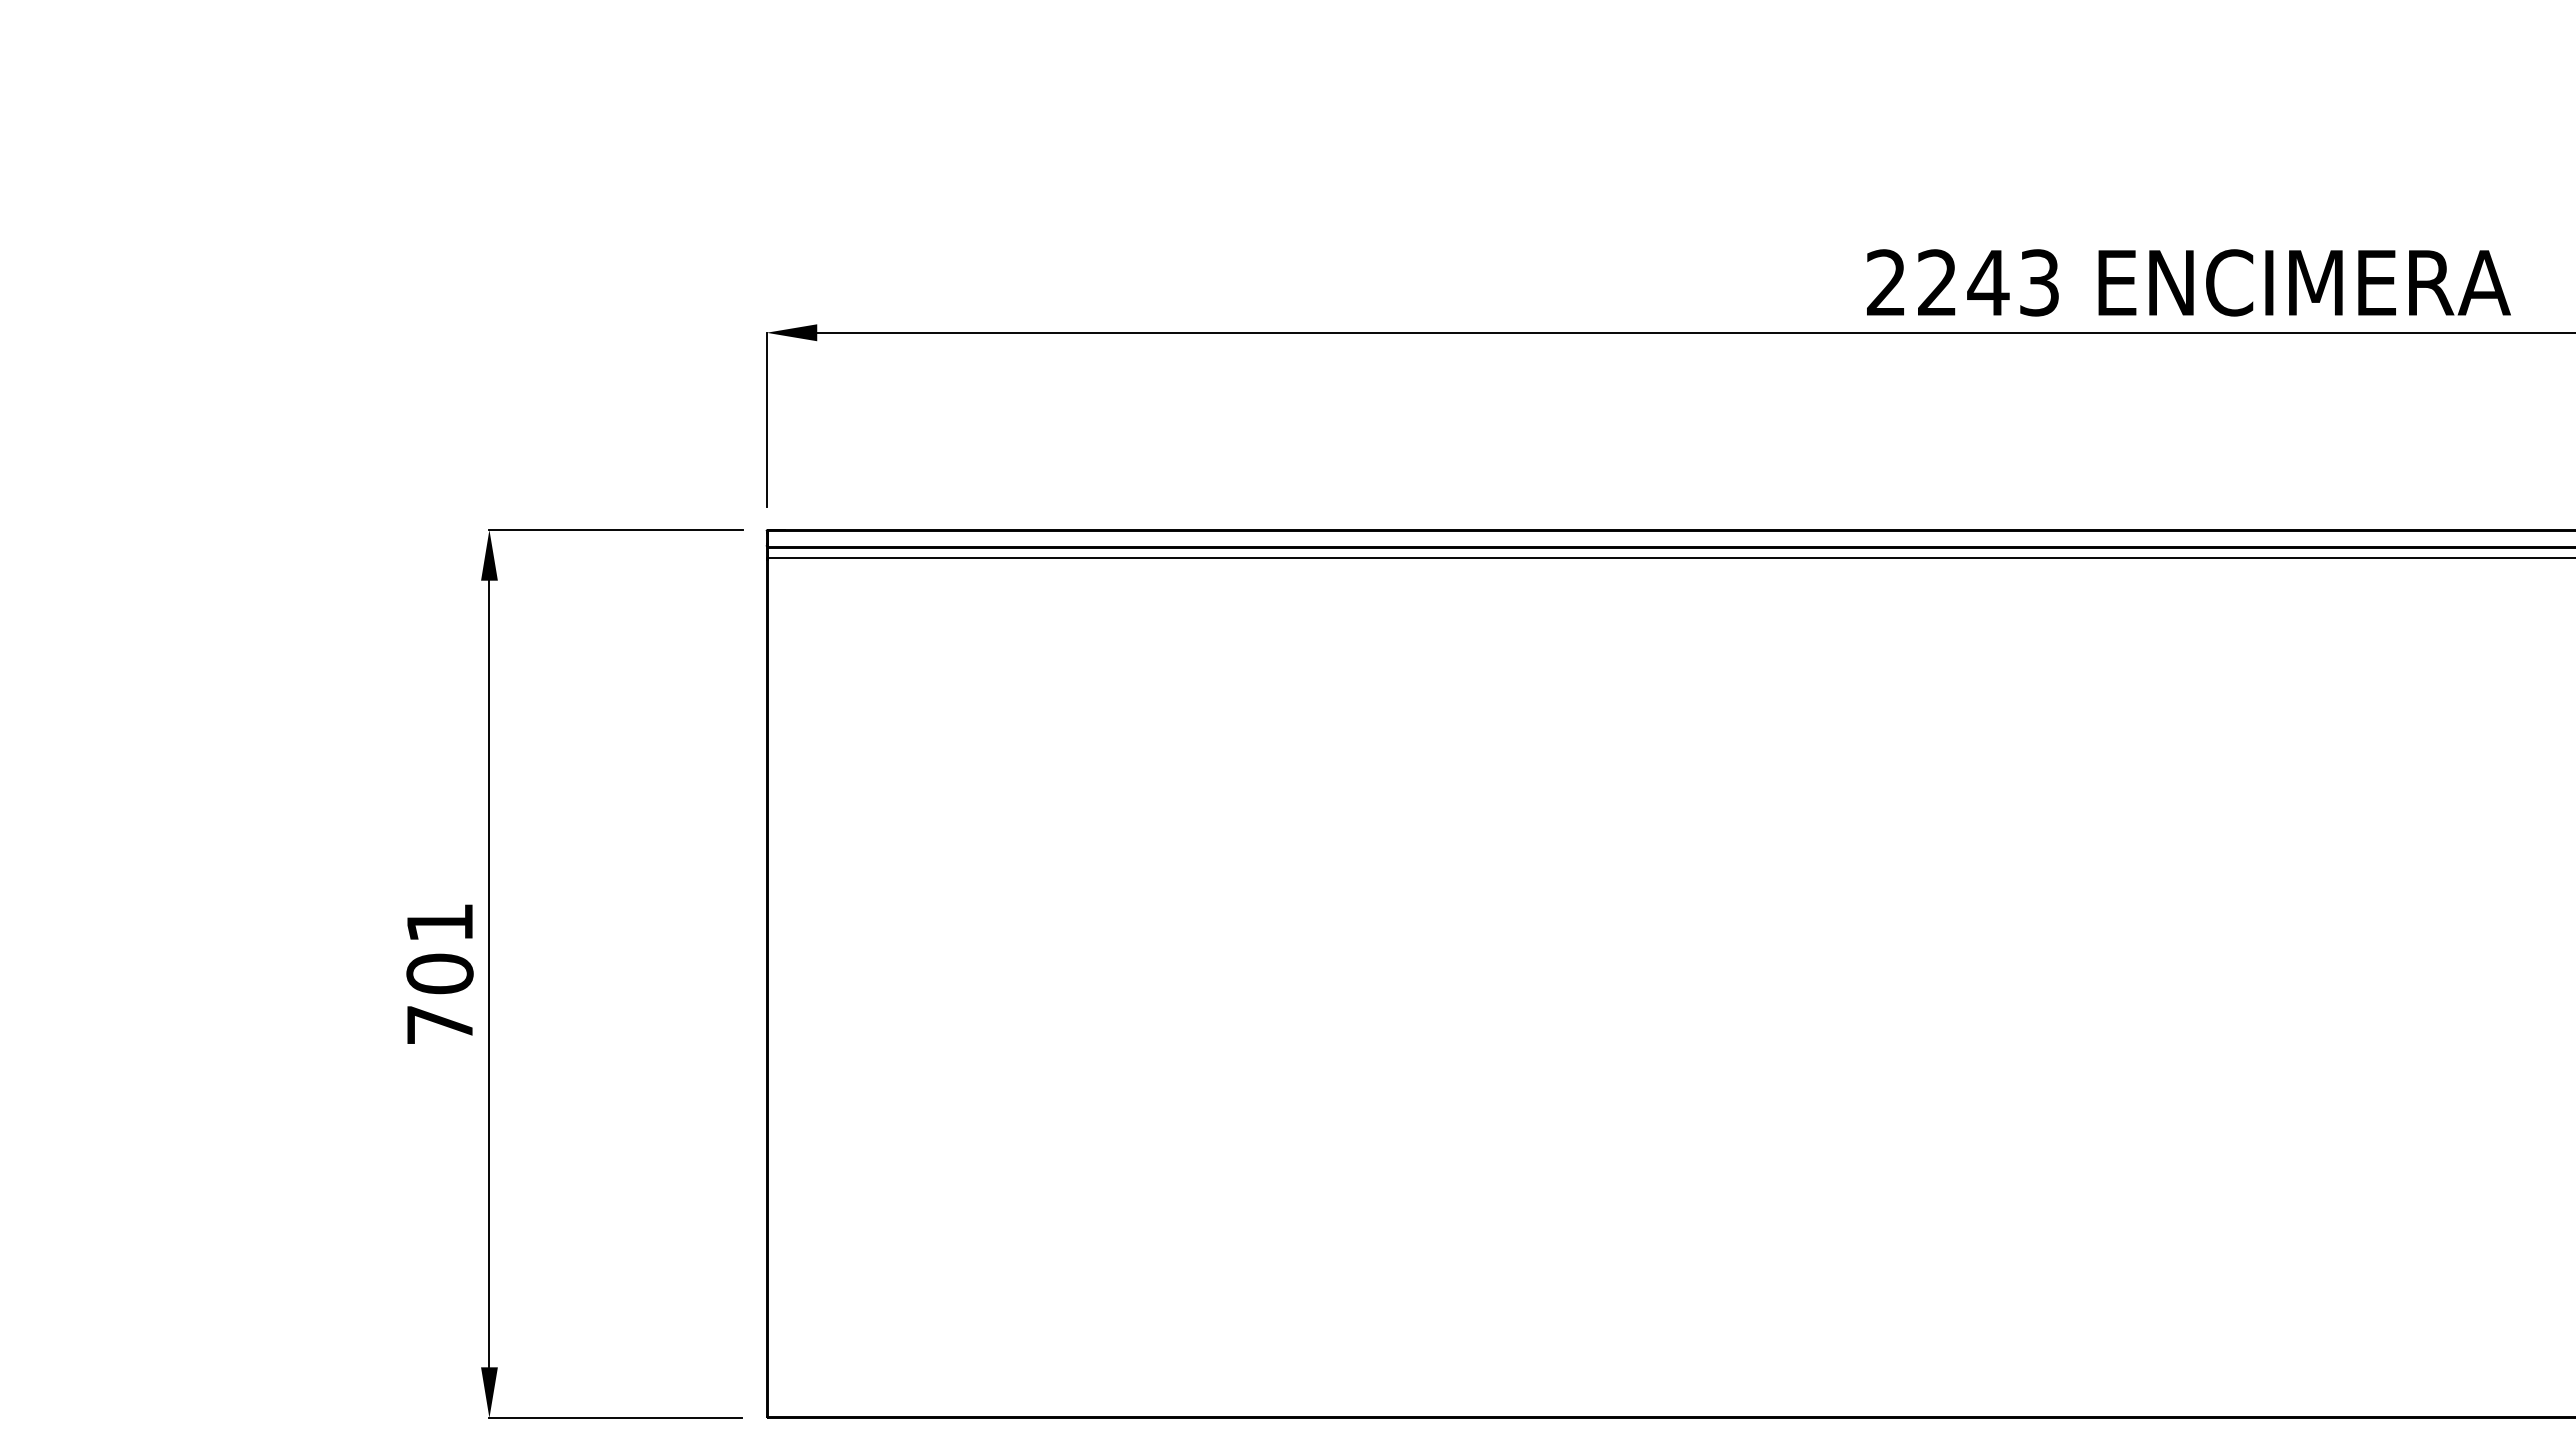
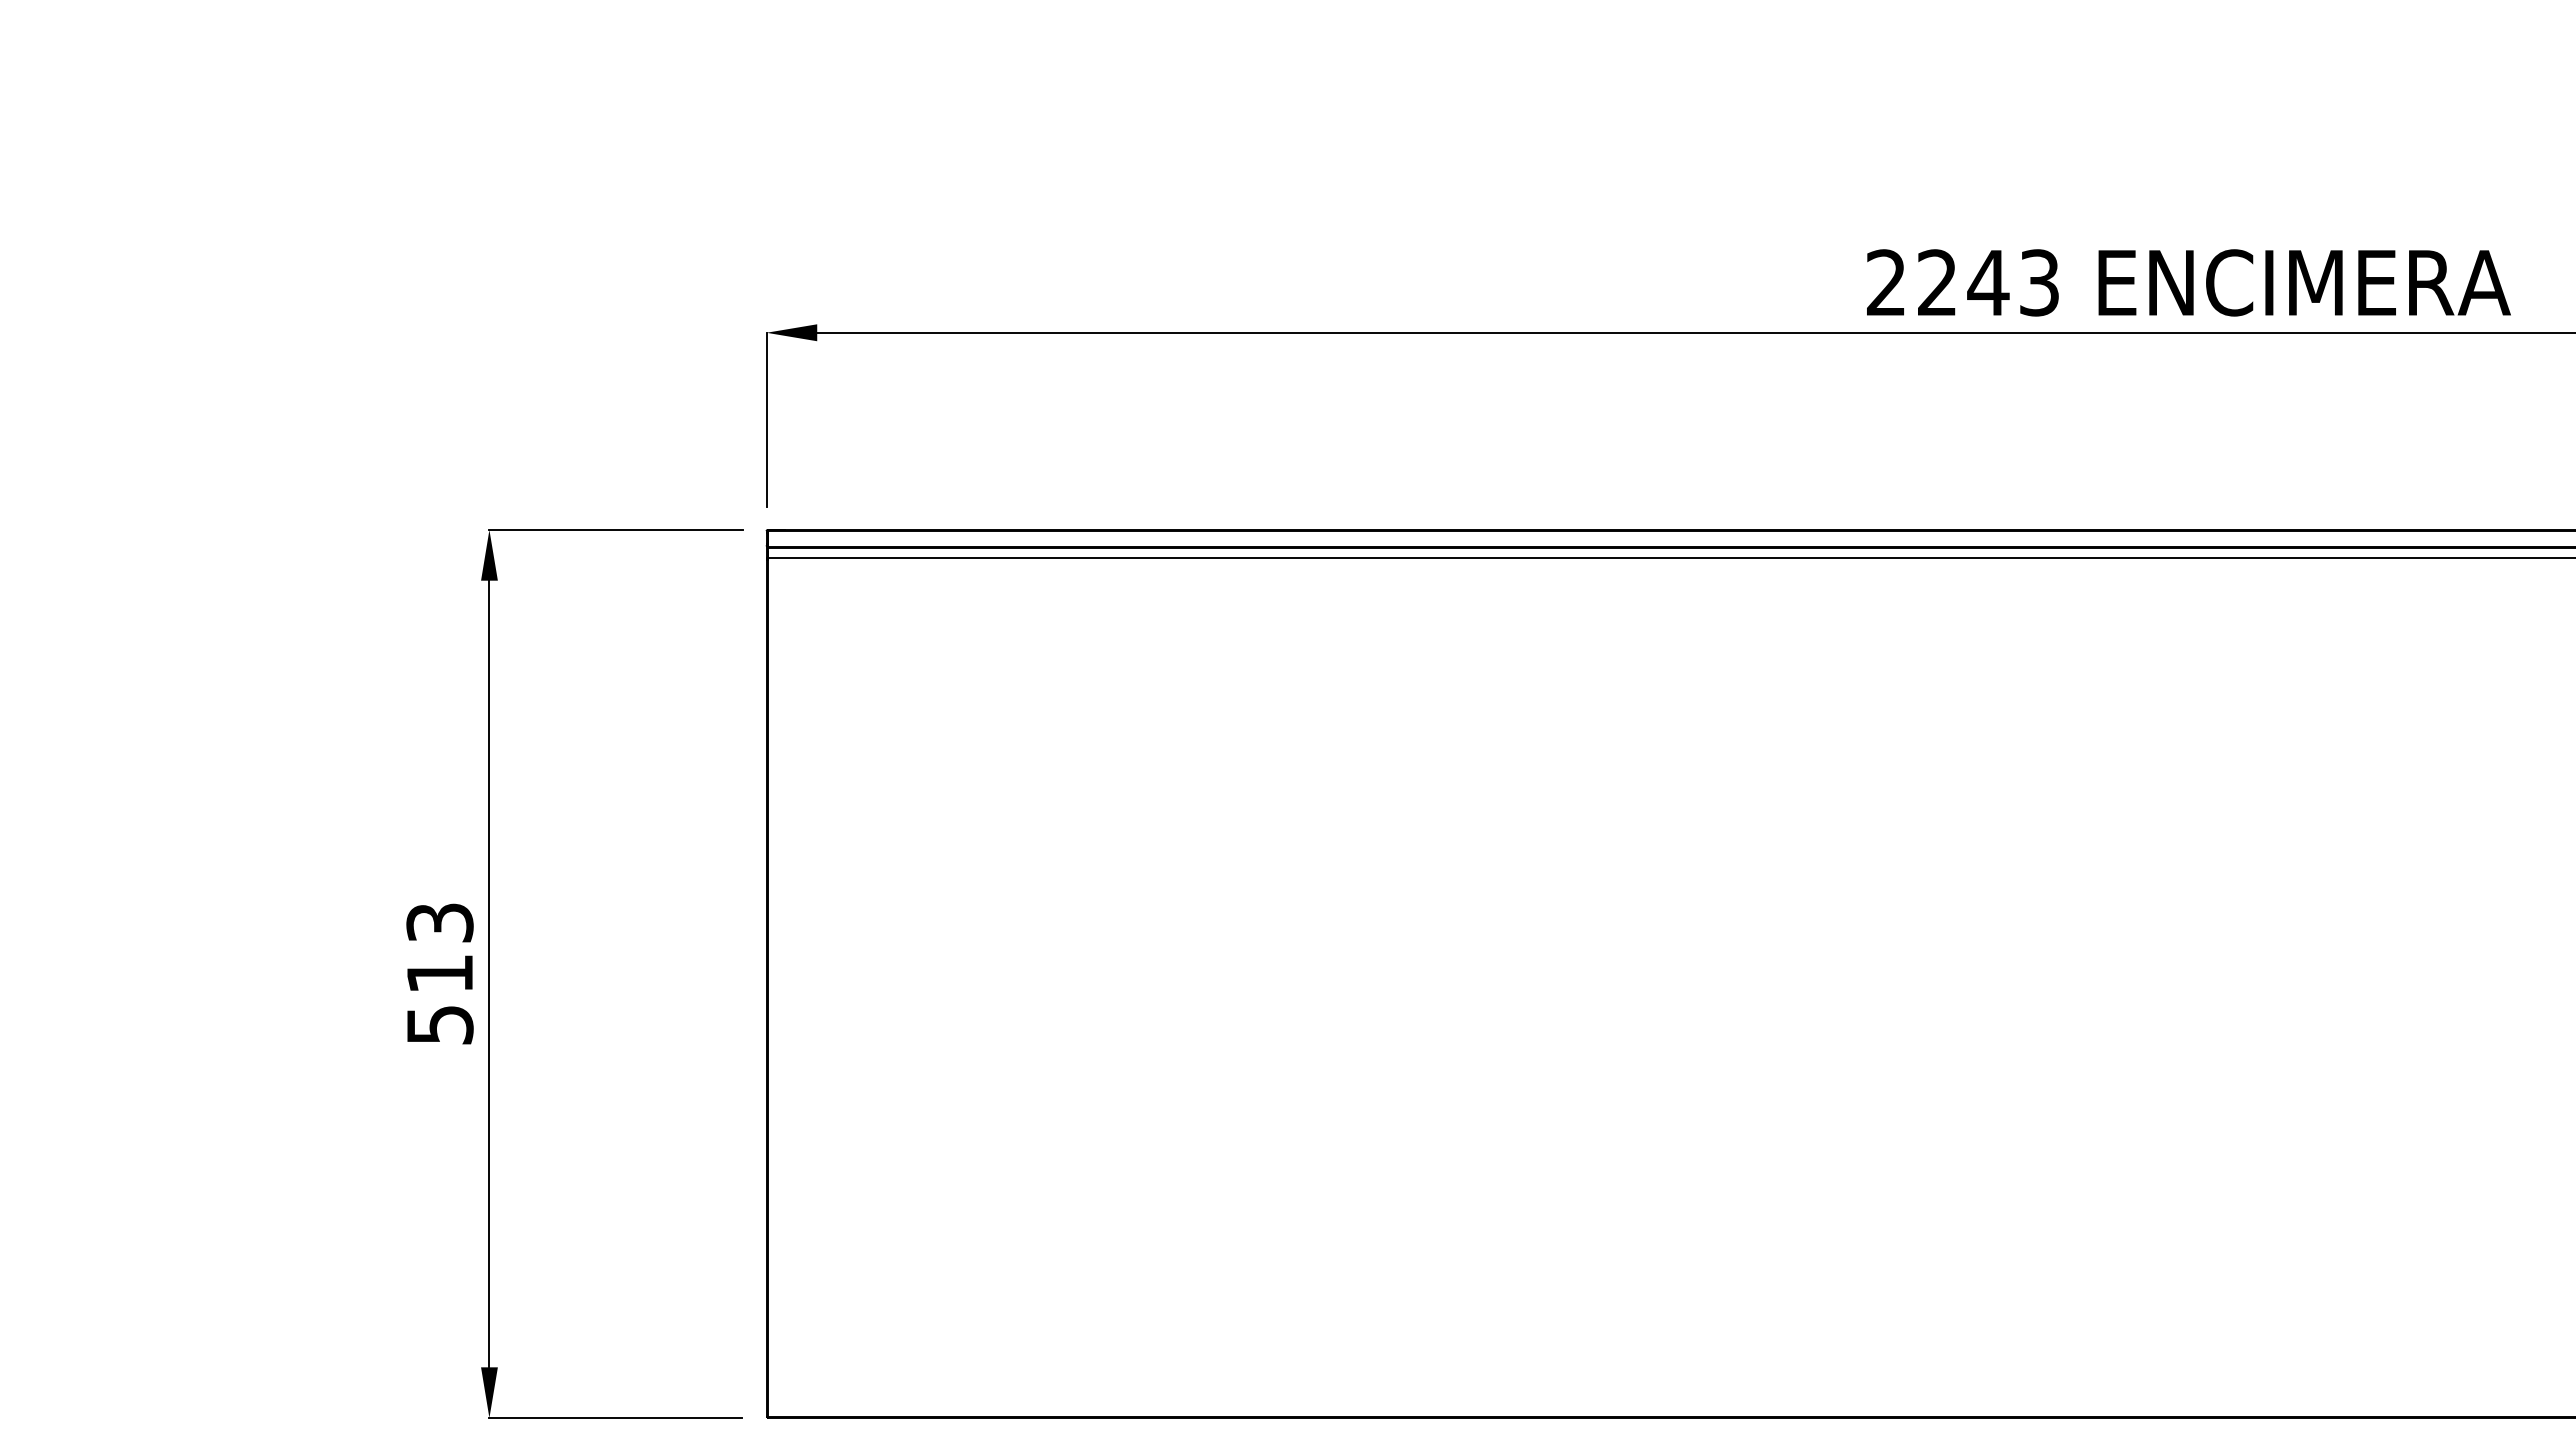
text: 701 -> 513 (439, 973)
